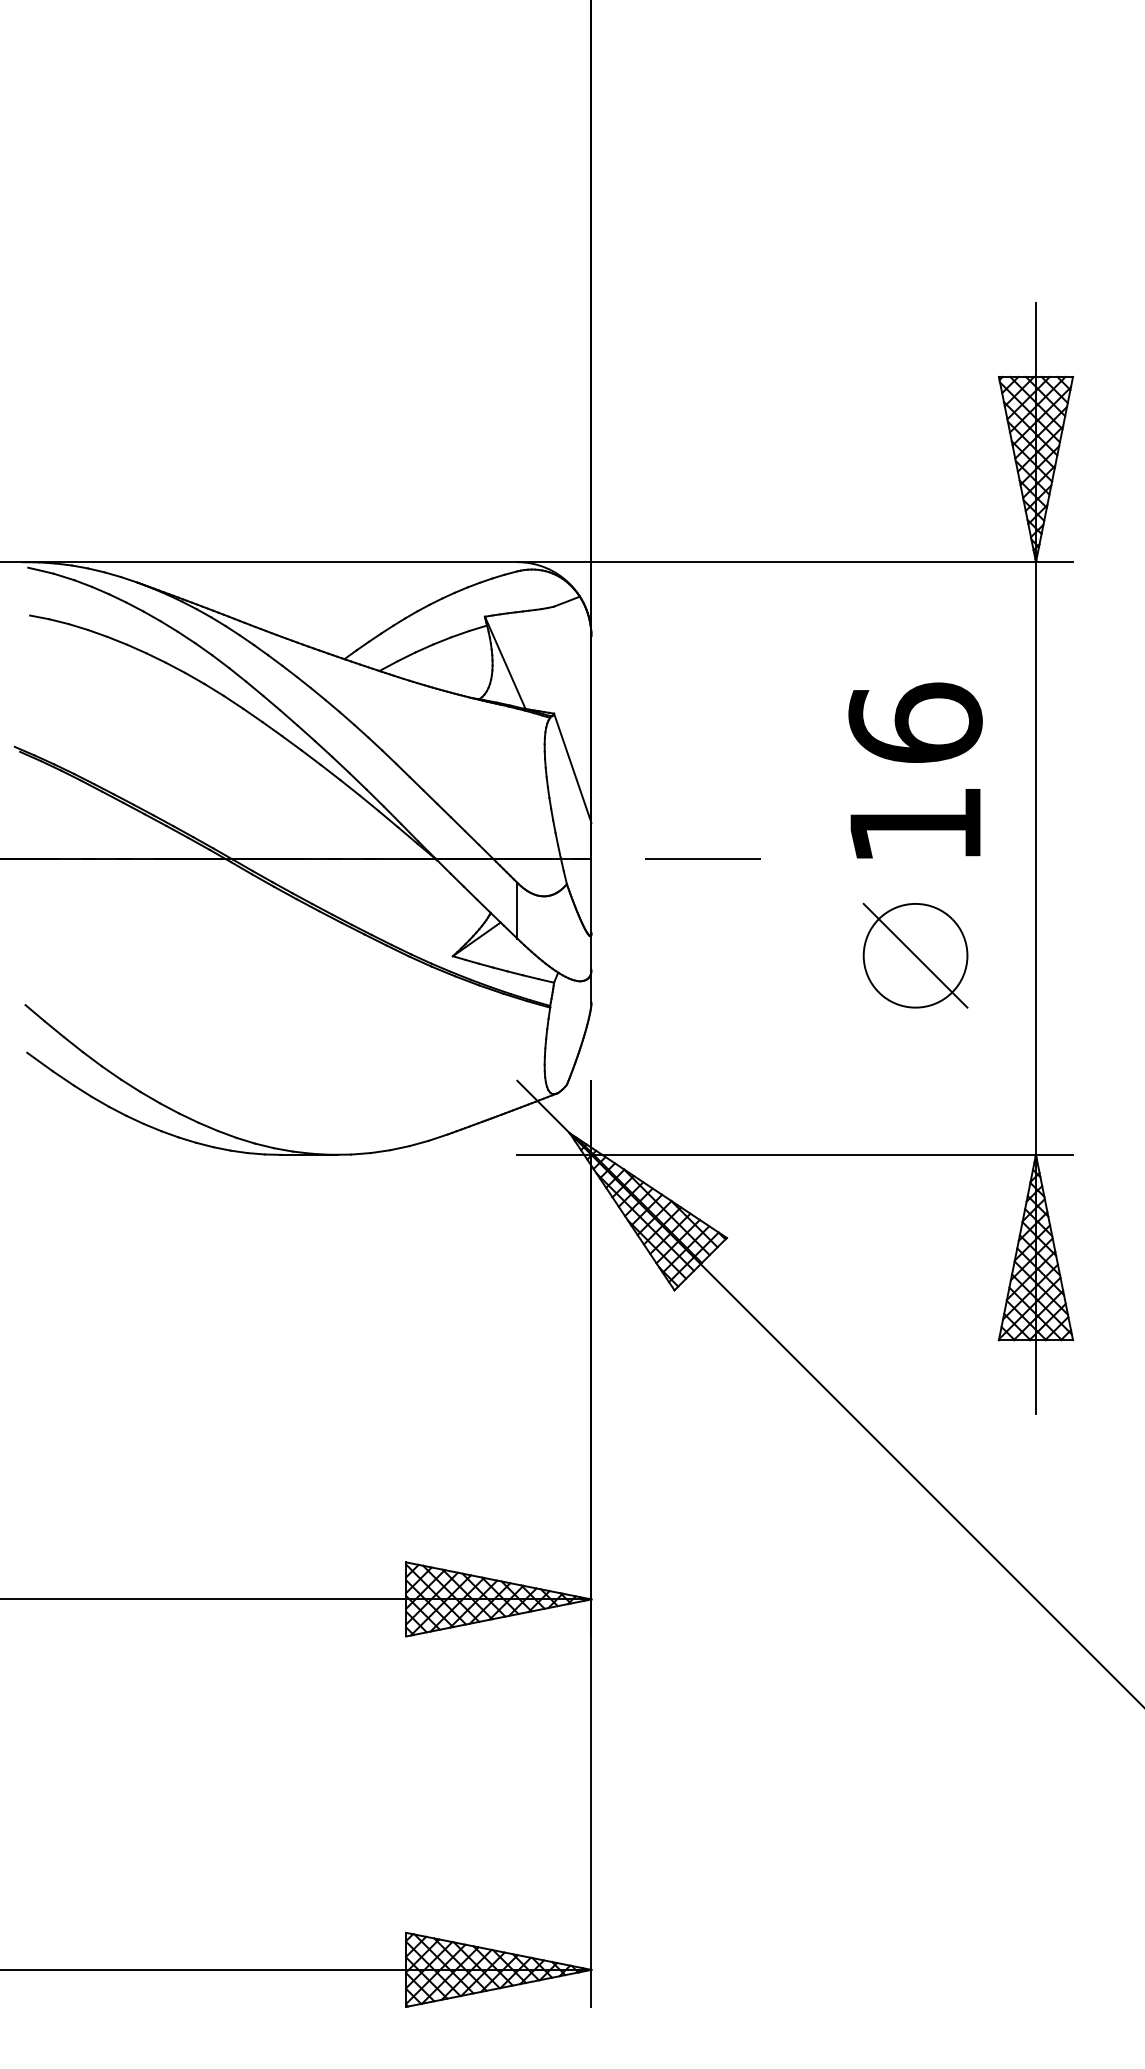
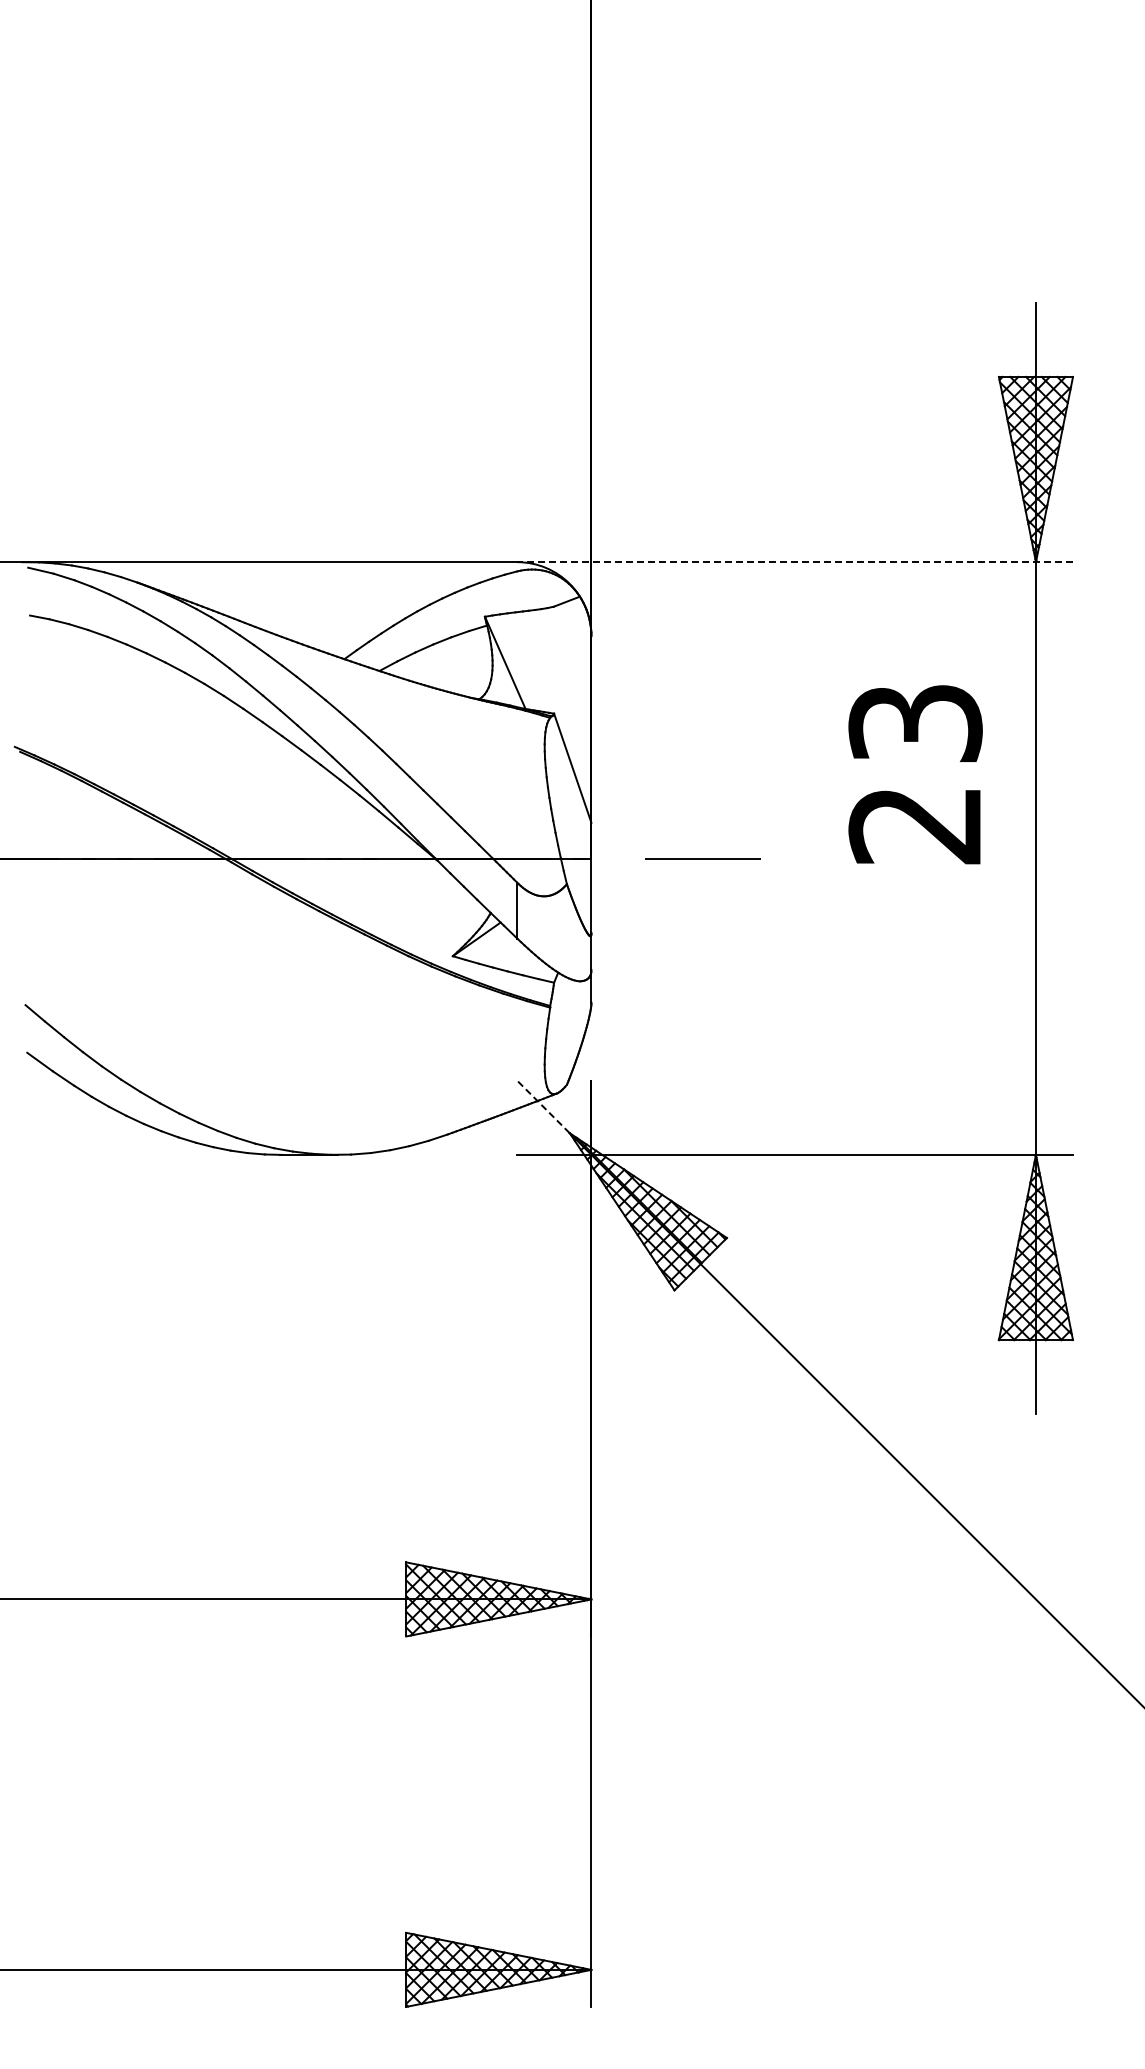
line: solid -> dashed (795, 562)
text: 16 -> 23 (915, 773)
part: present -> none (915, 955)
line: solid -> dashed (543, 1106)
